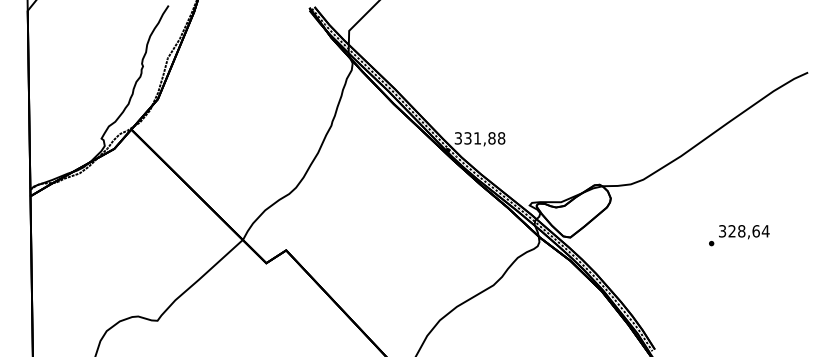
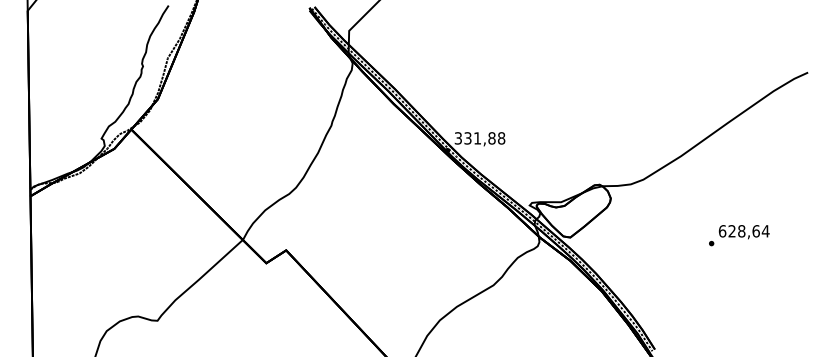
text: 328,64 -> 628,64 (722, 231)
